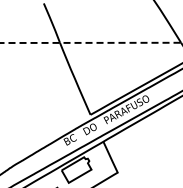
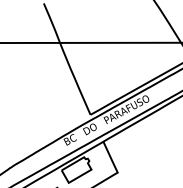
line: dashed -> solid (90, 42)
